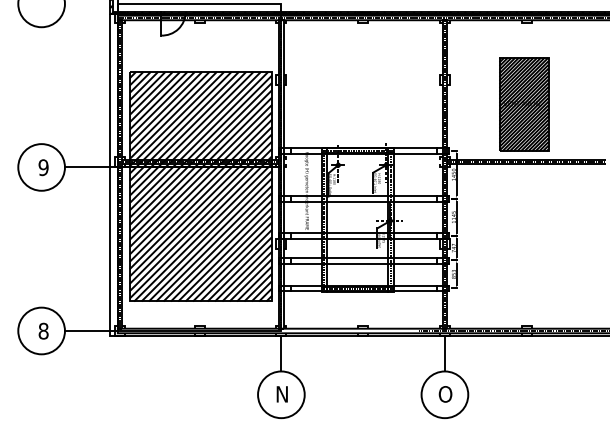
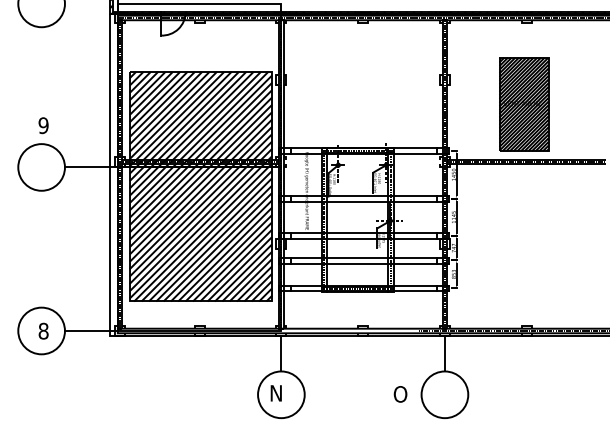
text position: (43, 167) -> (43, 125) (43, 125)
text position: (281, 394) -> (275, 393) (275, 393)
text position: (445, 394) -> (400, 394) (400, 394)
